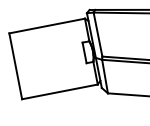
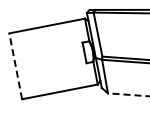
line: solid -> dashed (15, 66)
line: solid -> dashed (128, 94)
